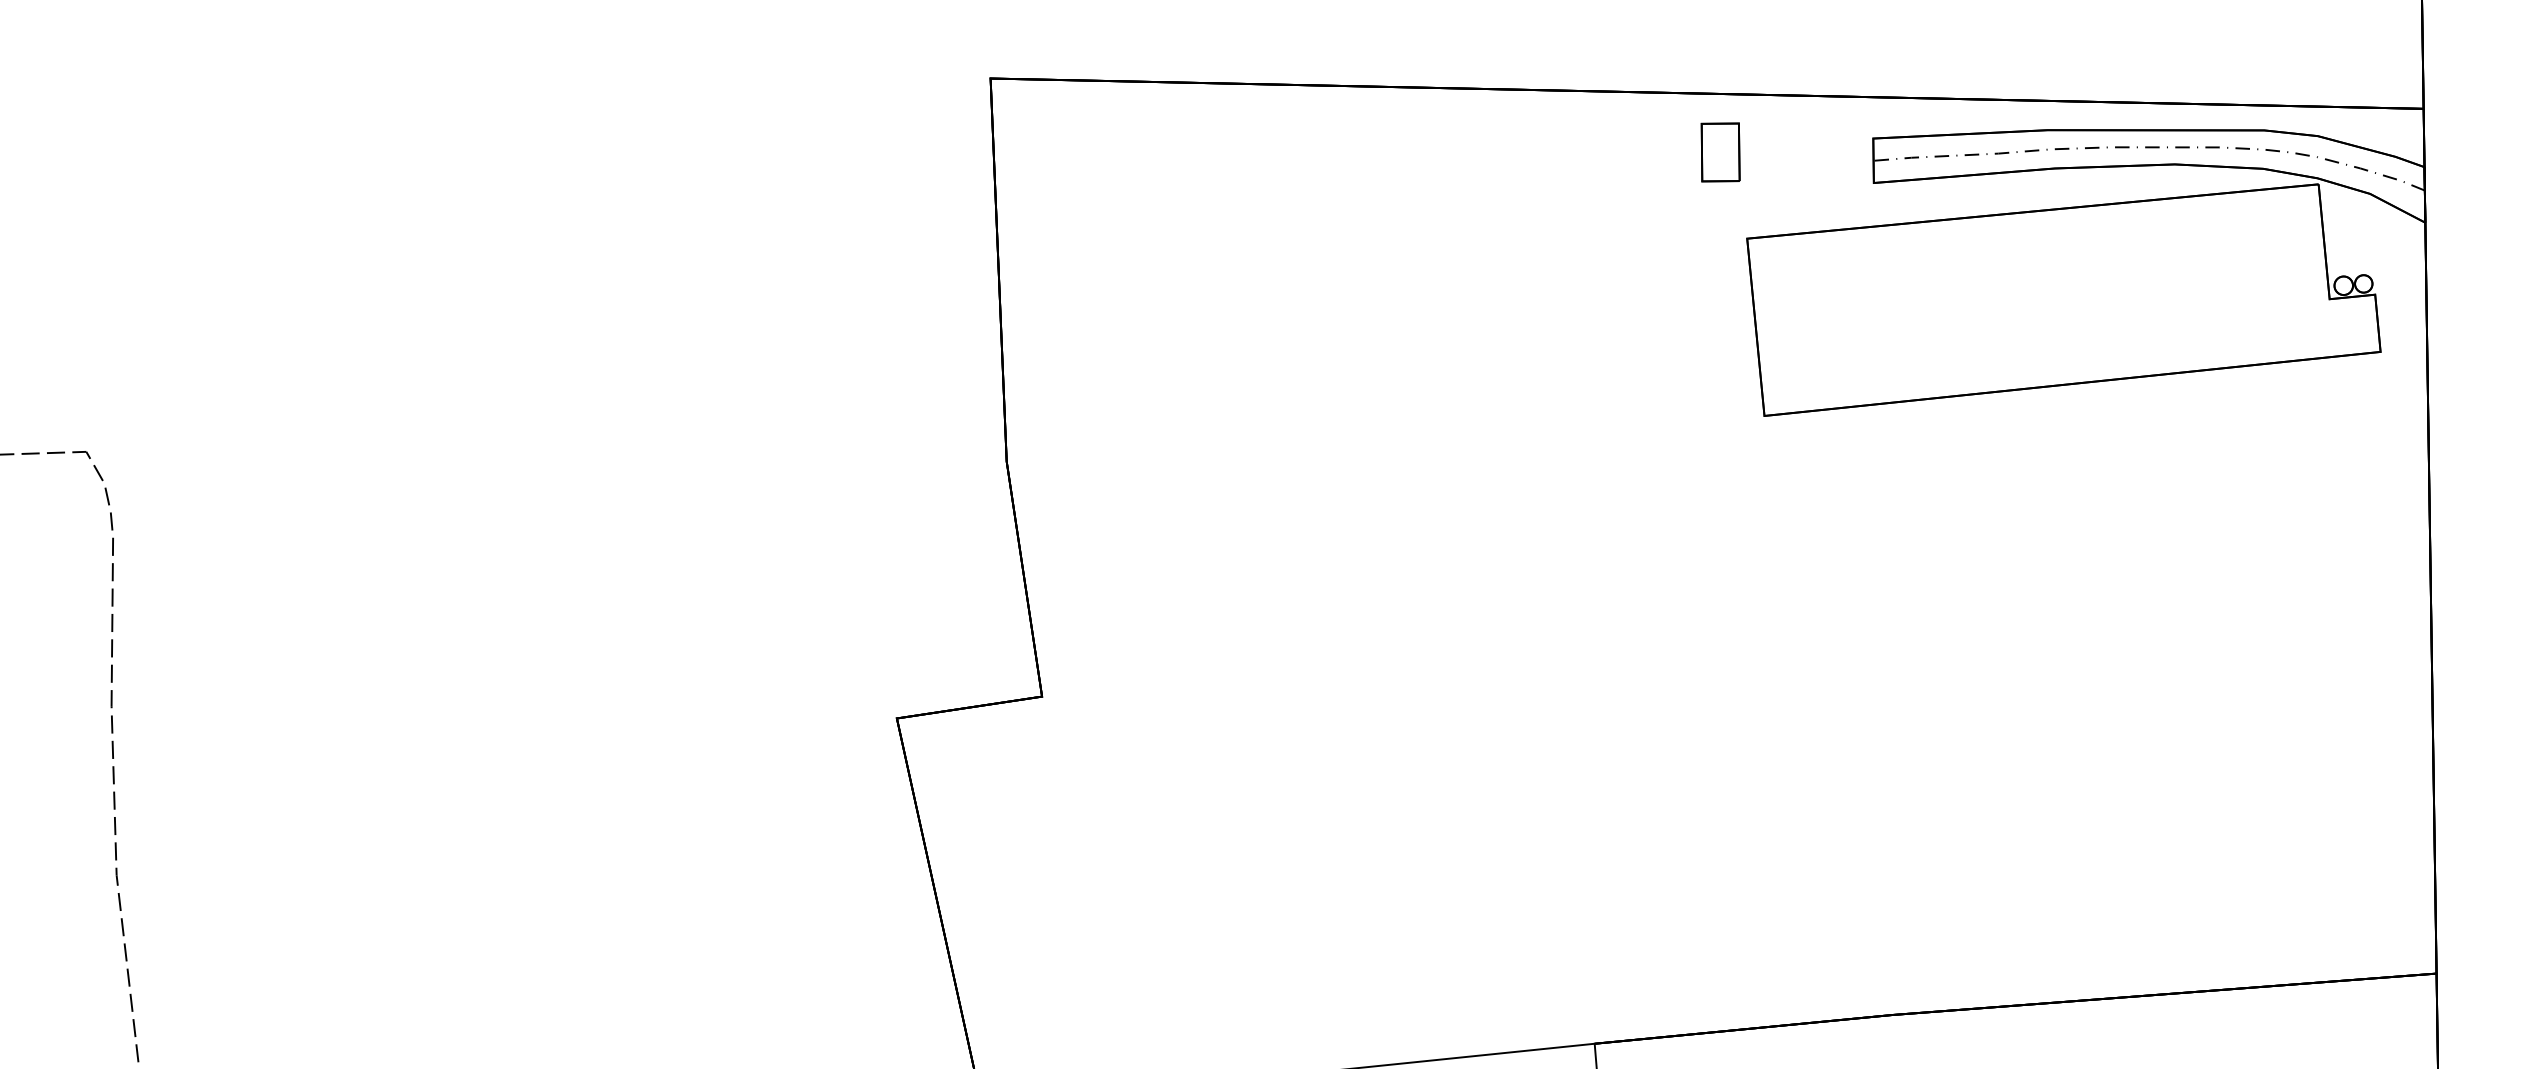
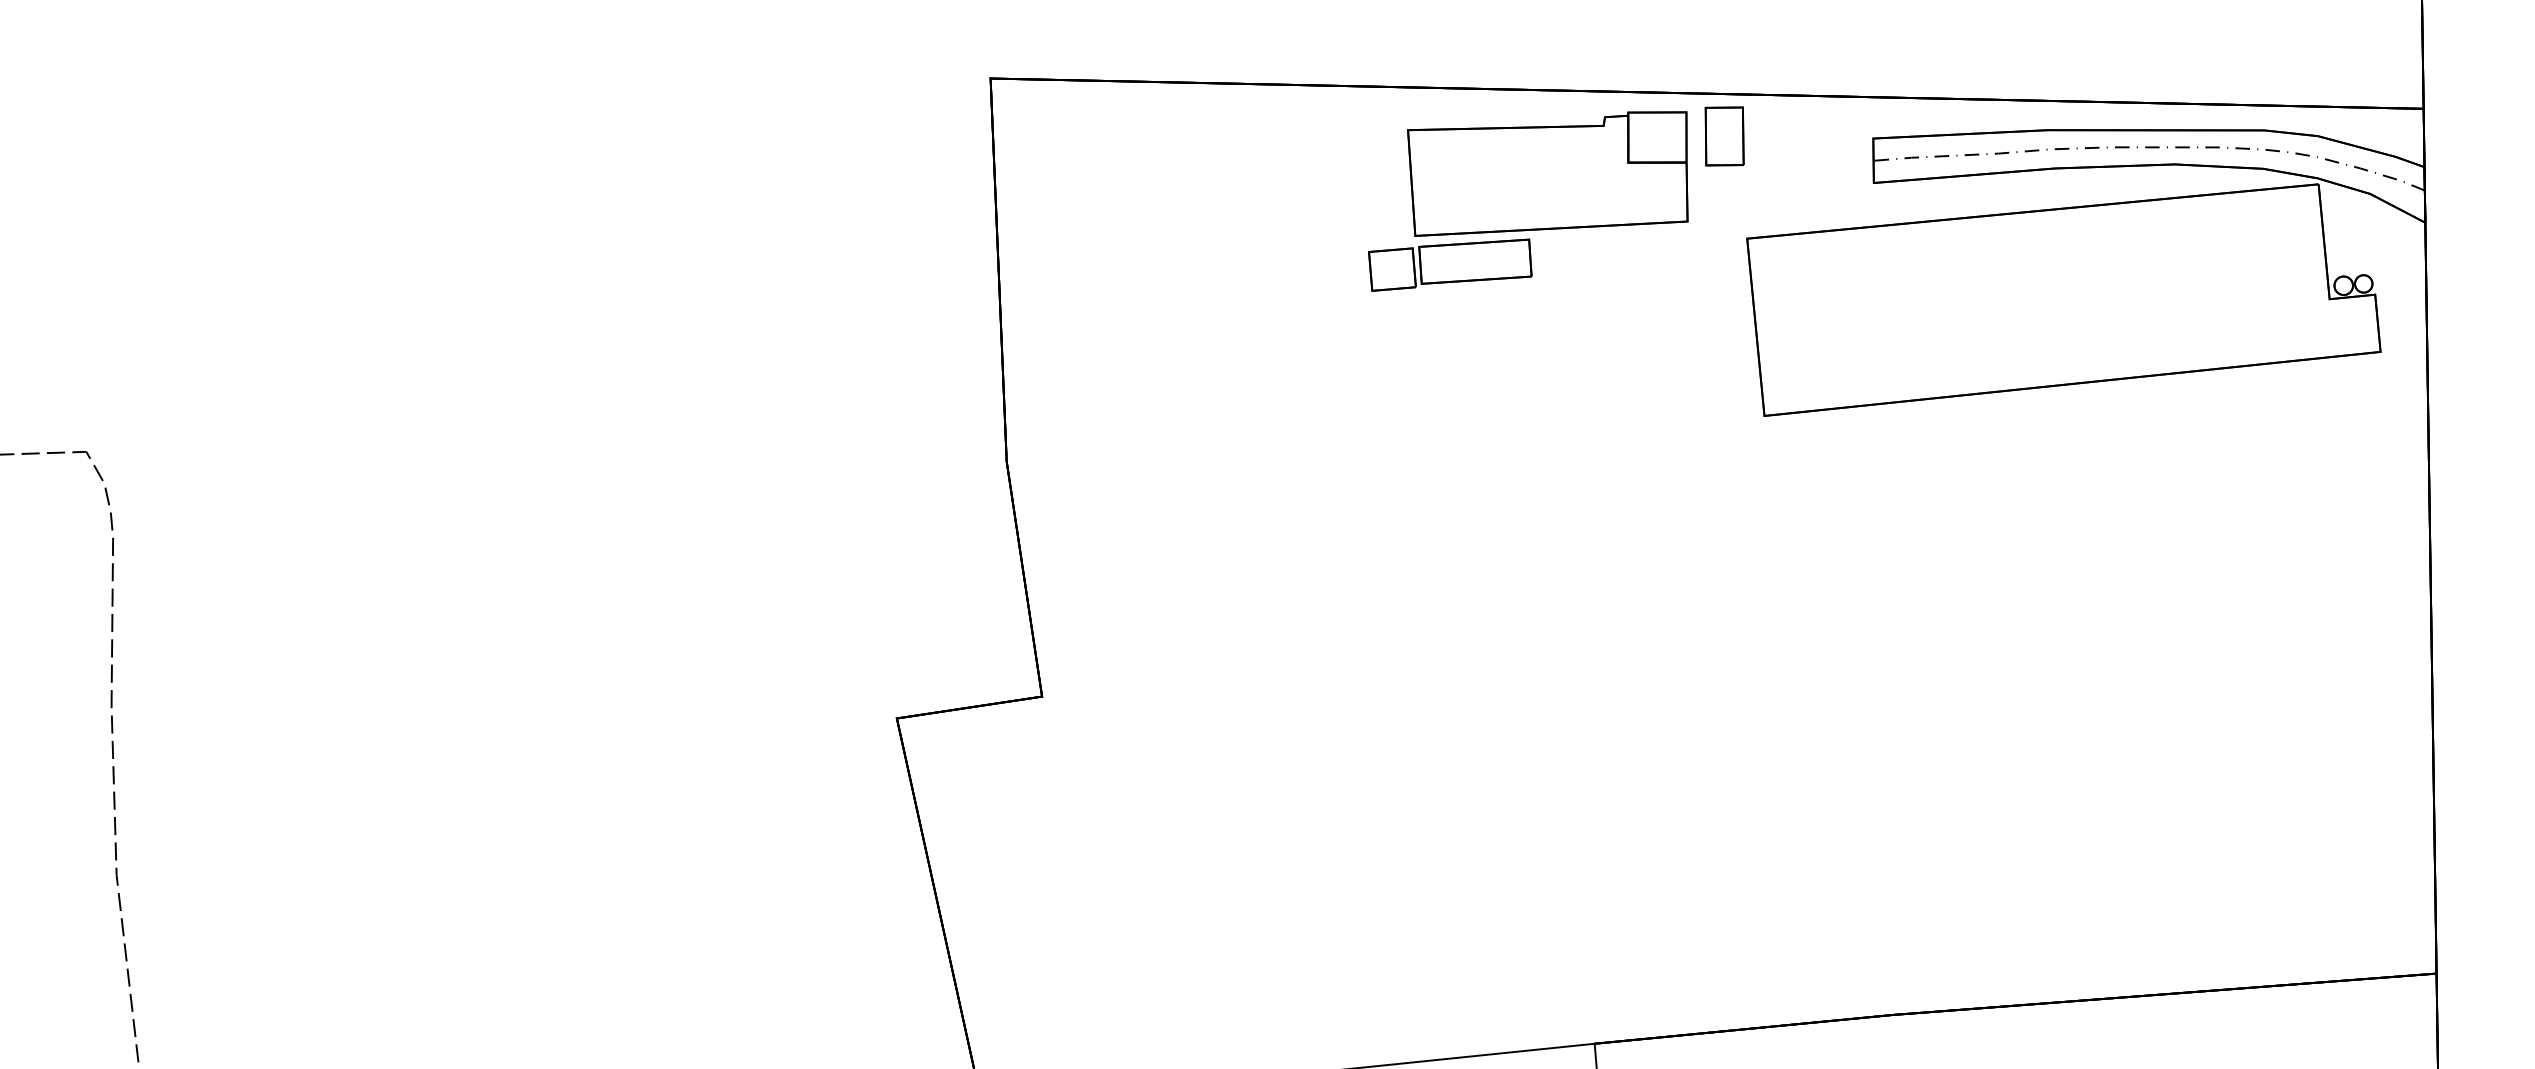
part position: (1720, 152) -> (1724, 136) (1724, 136)
part: none -> present (1528, 201)
